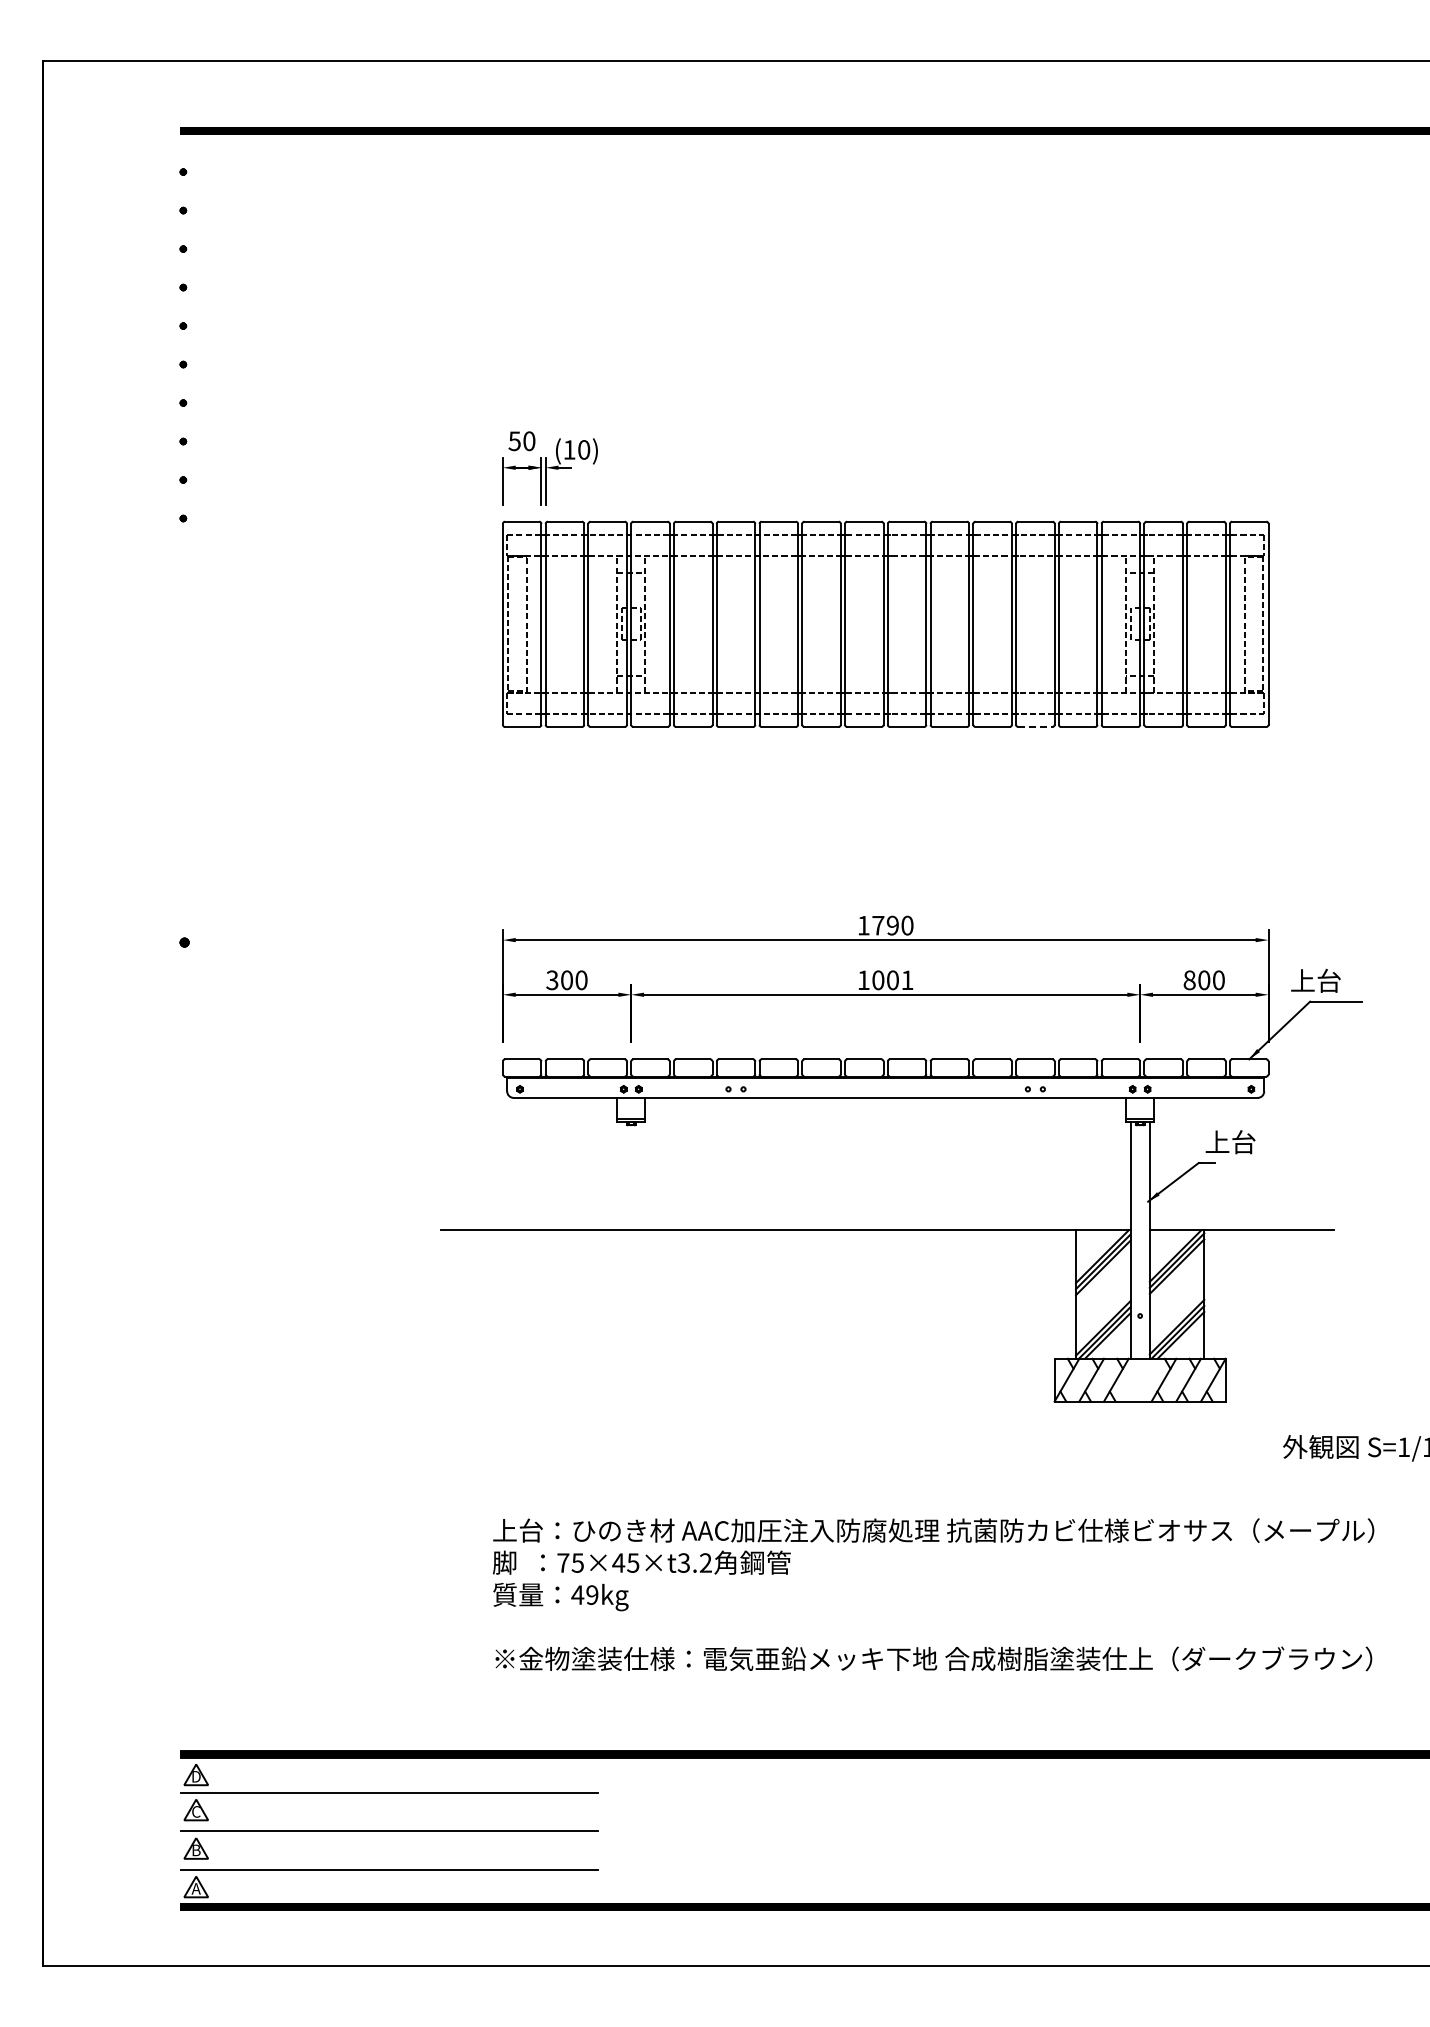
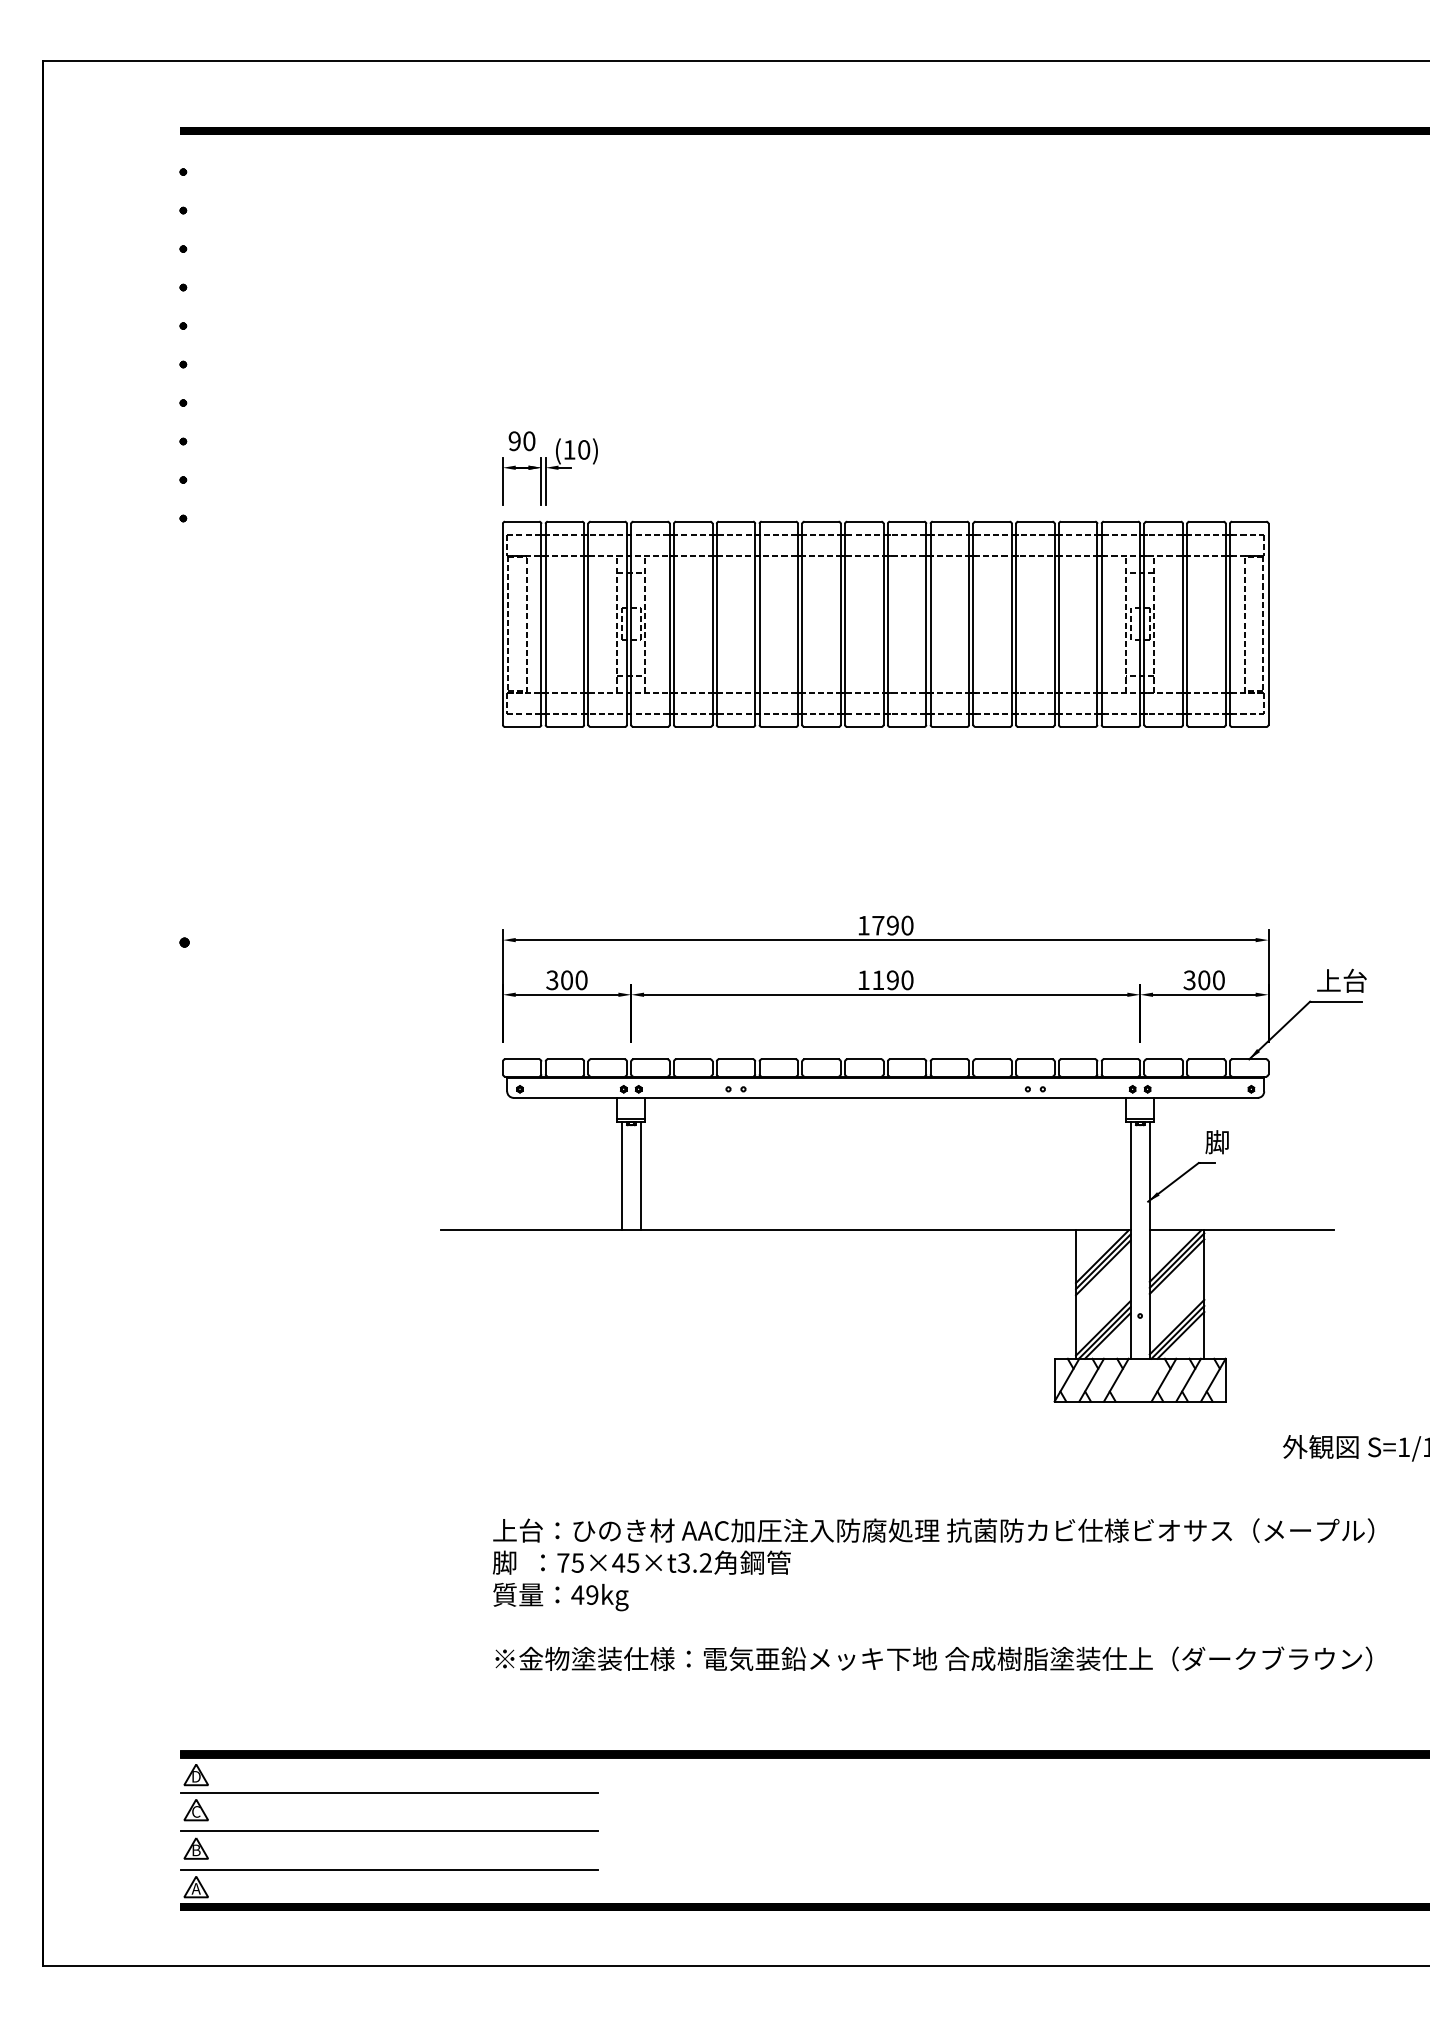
text: 50 -> 90 (514, 441)
line: dashed -> solid (1035, 726)
text: 1001 -> 1190 (892, 980)
text: 800 -> 300 (1189, 980)
text position: (1315, 980) -> (1341, 980) (1341, 980)
text: 上台 -> 脚 (1230, 1142)
line: none -> present (621, 1175)
line: none -> present (640, 1175)
